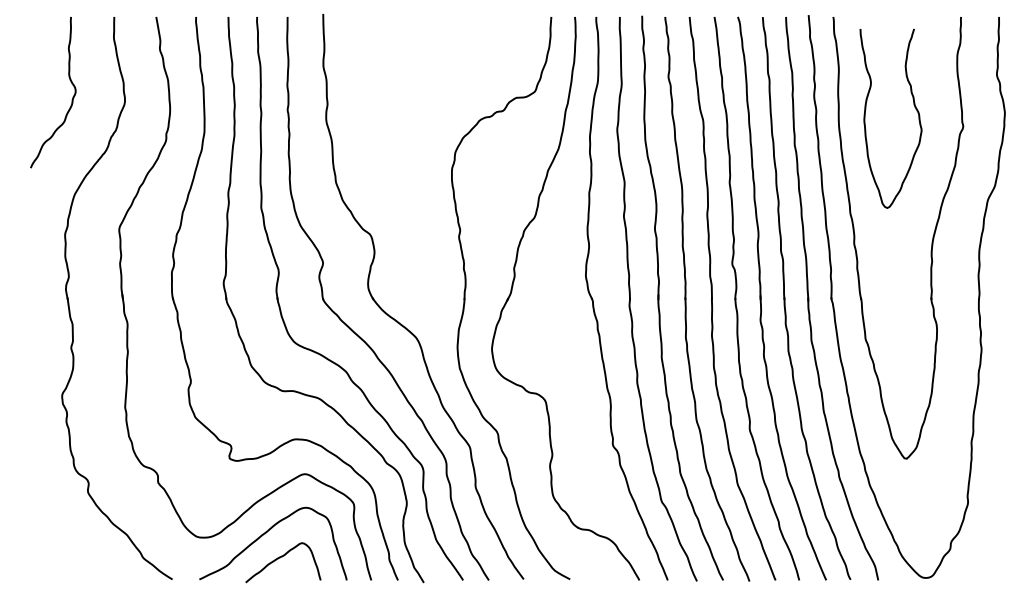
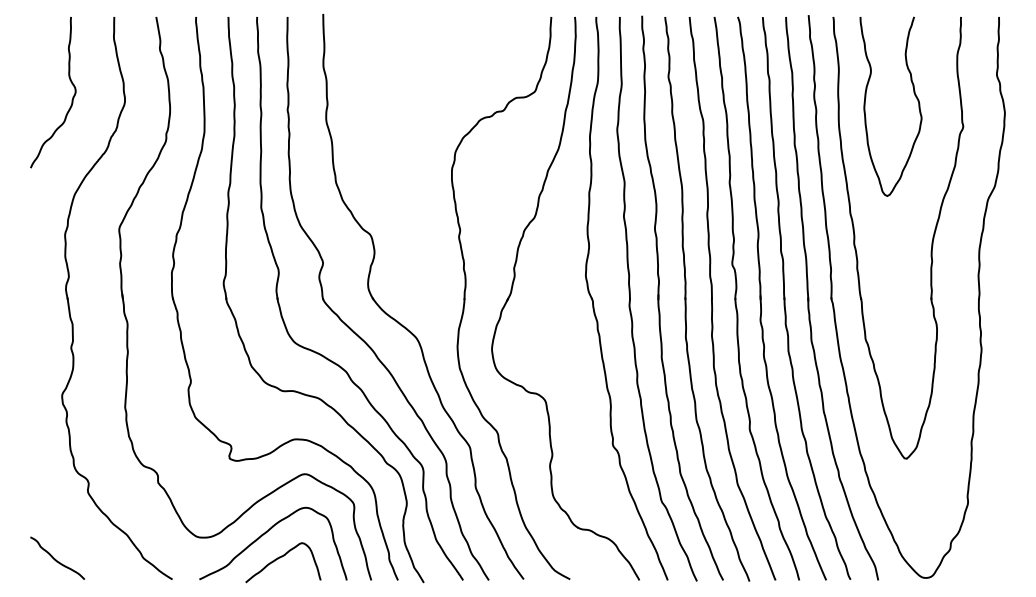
curve position: (865, 118) -> (865, 106) (865, 106)
curve: none -> present (55, 558)
